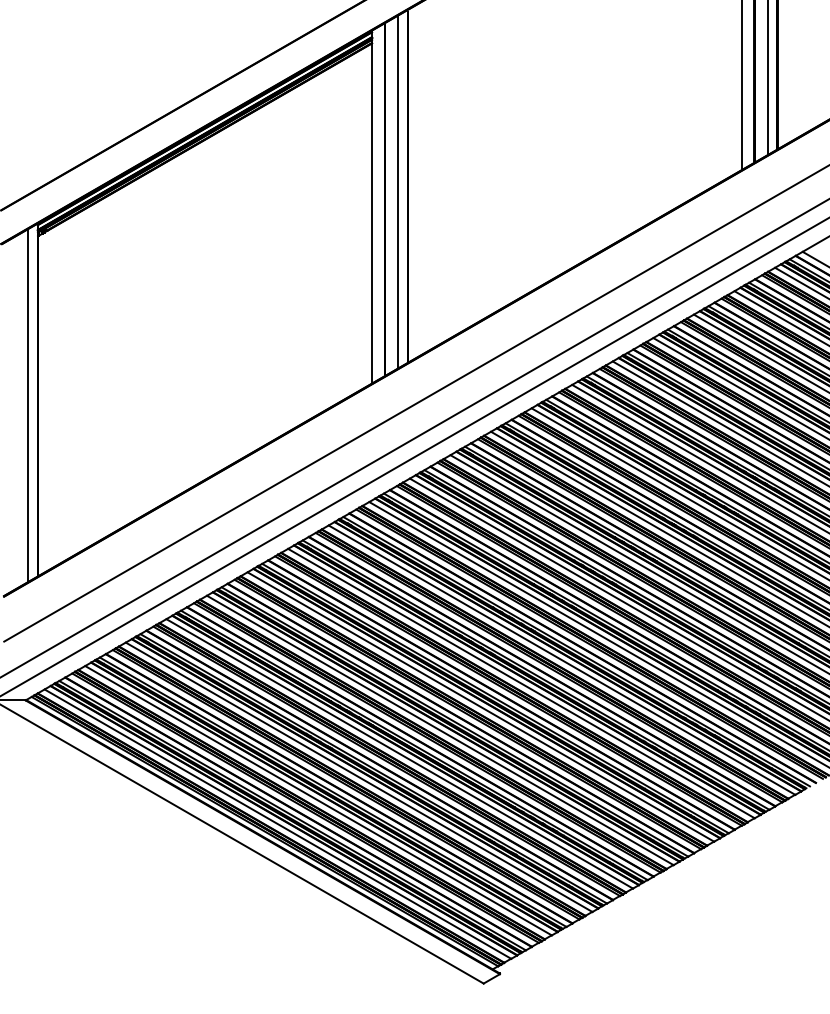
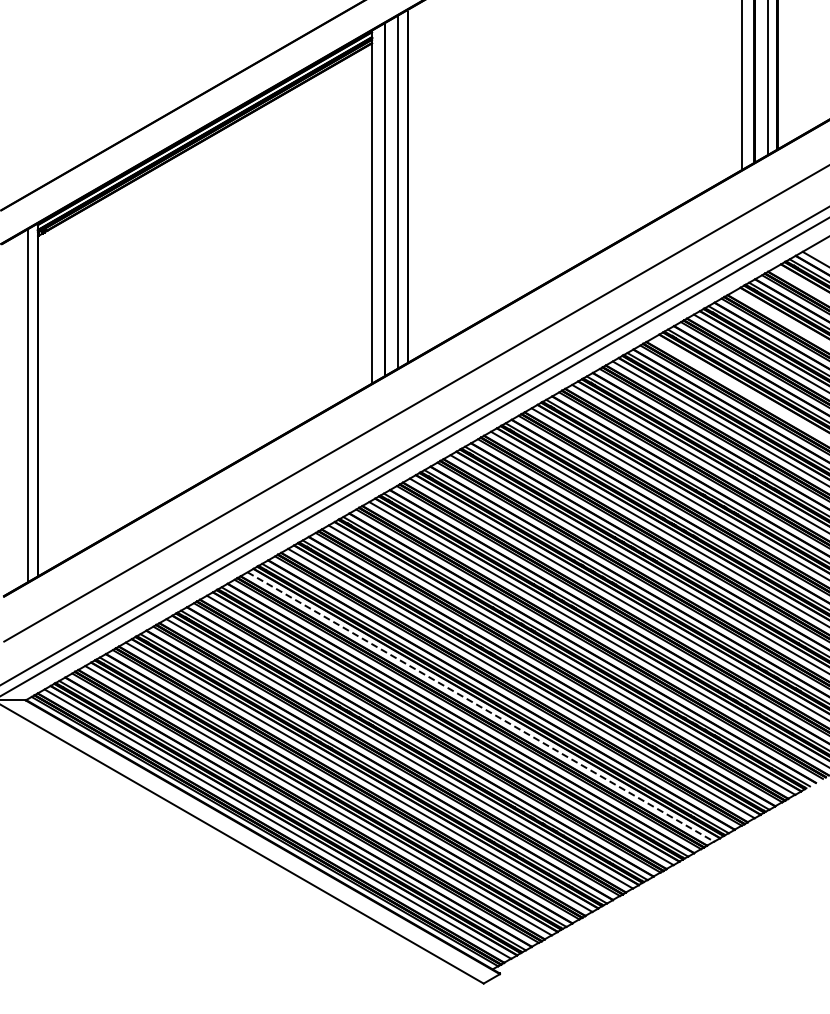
line: present -> none (800, 282)
line: present -> none (780, 317)
line: present -> none (739, 388)
line position: (414, 438) -> (414, 446) (414, 446)
line: solid -> dashed (481, 707)
